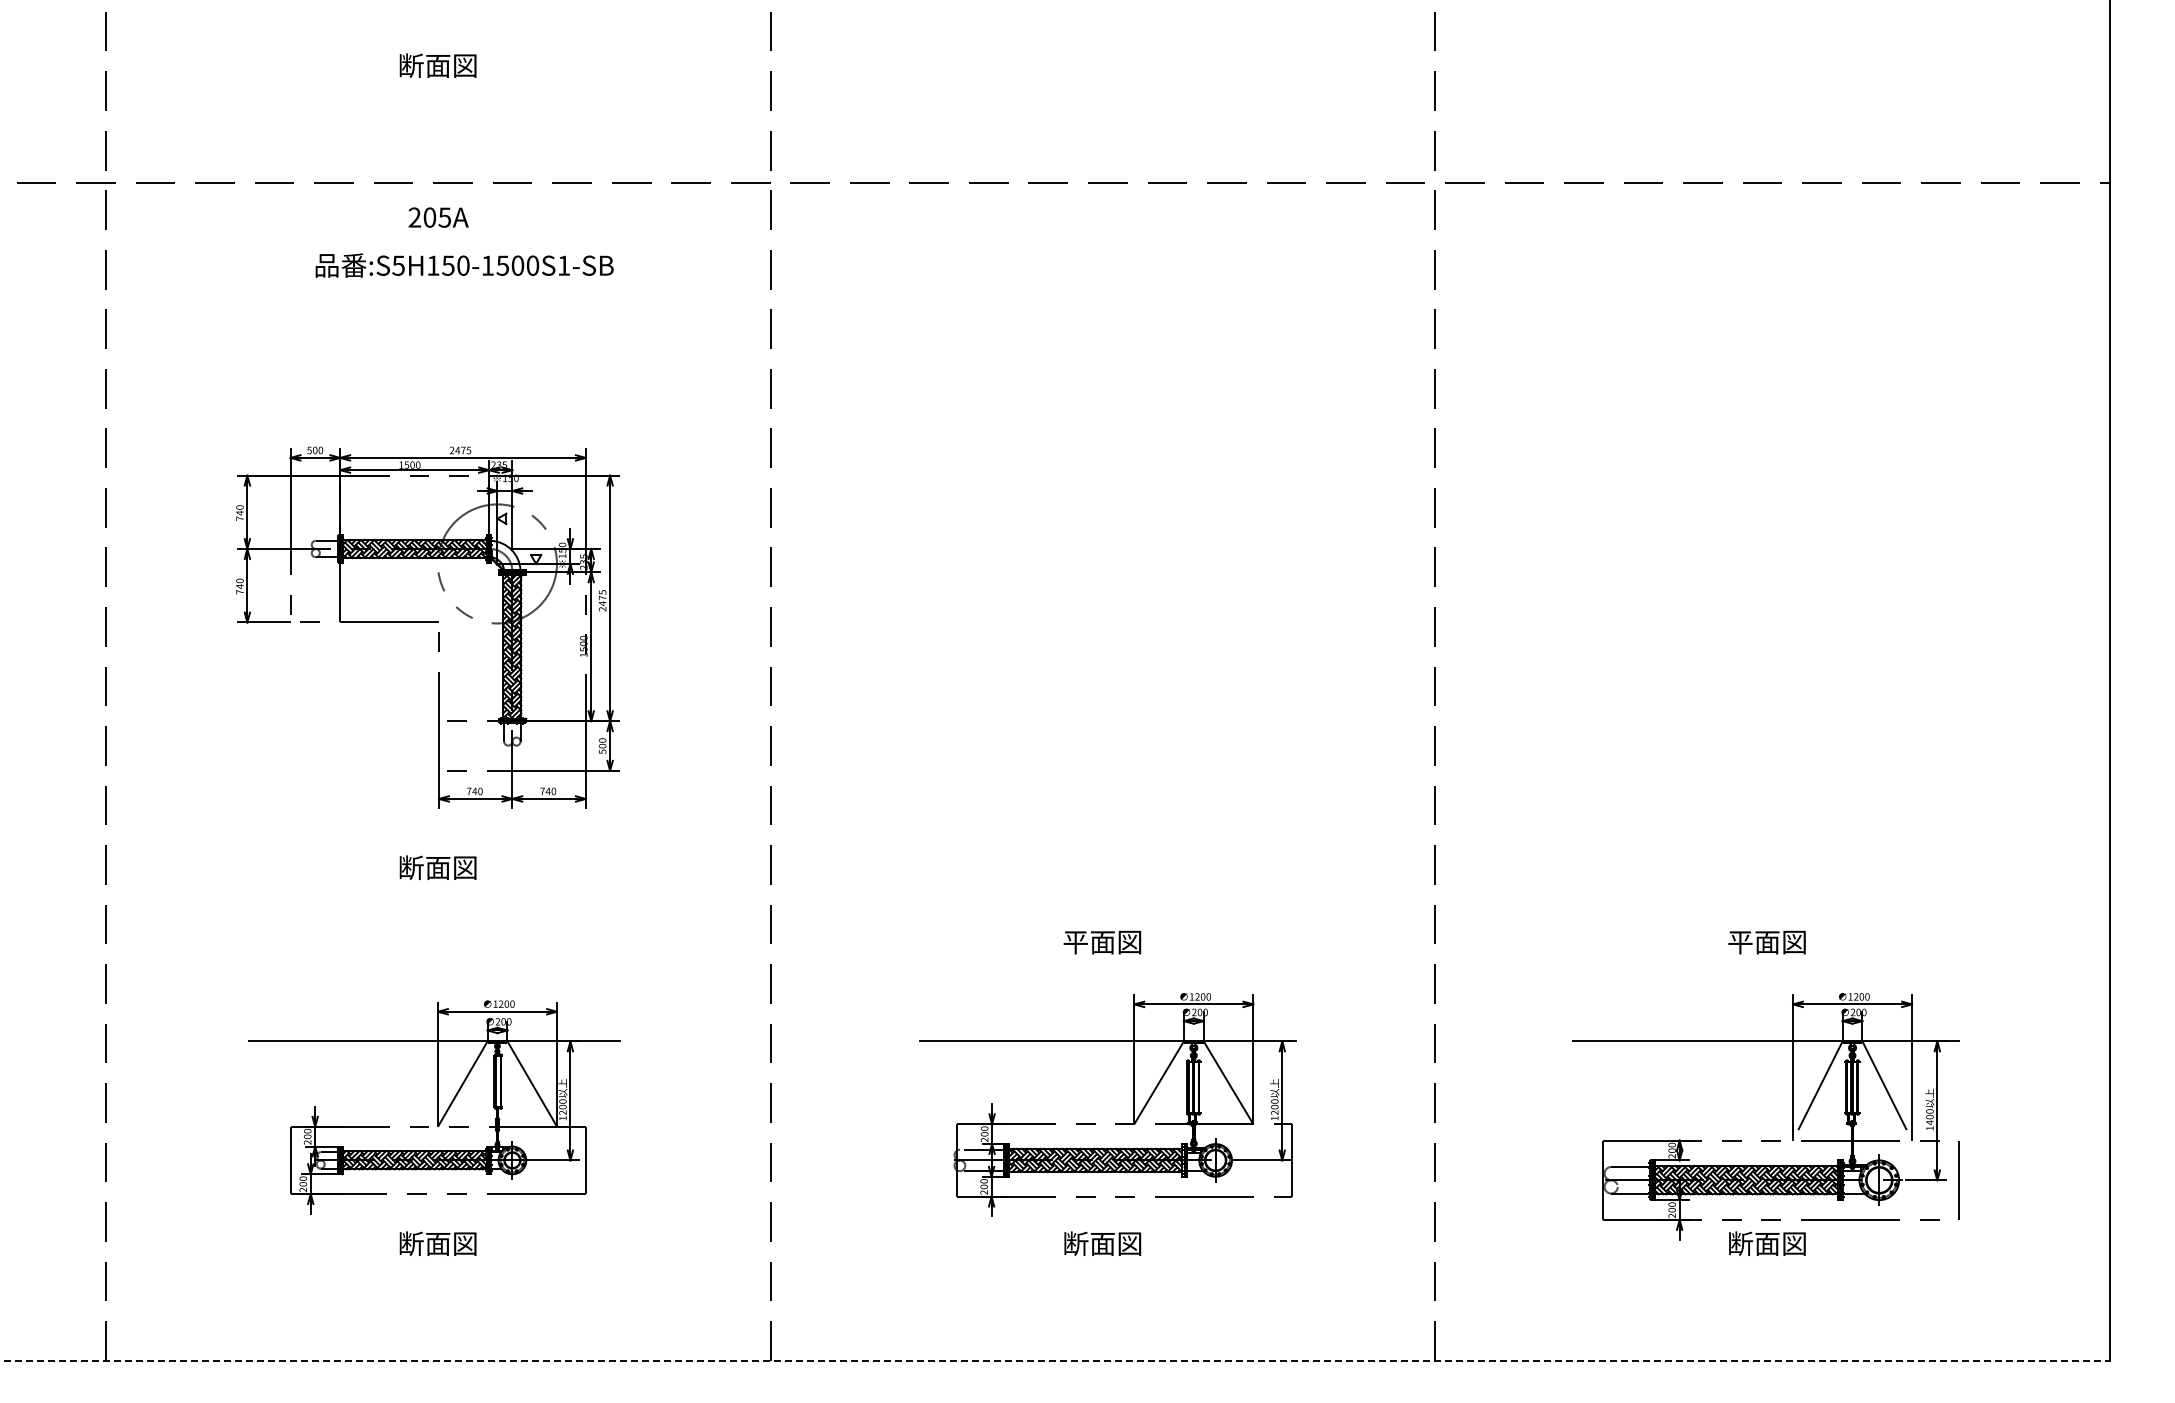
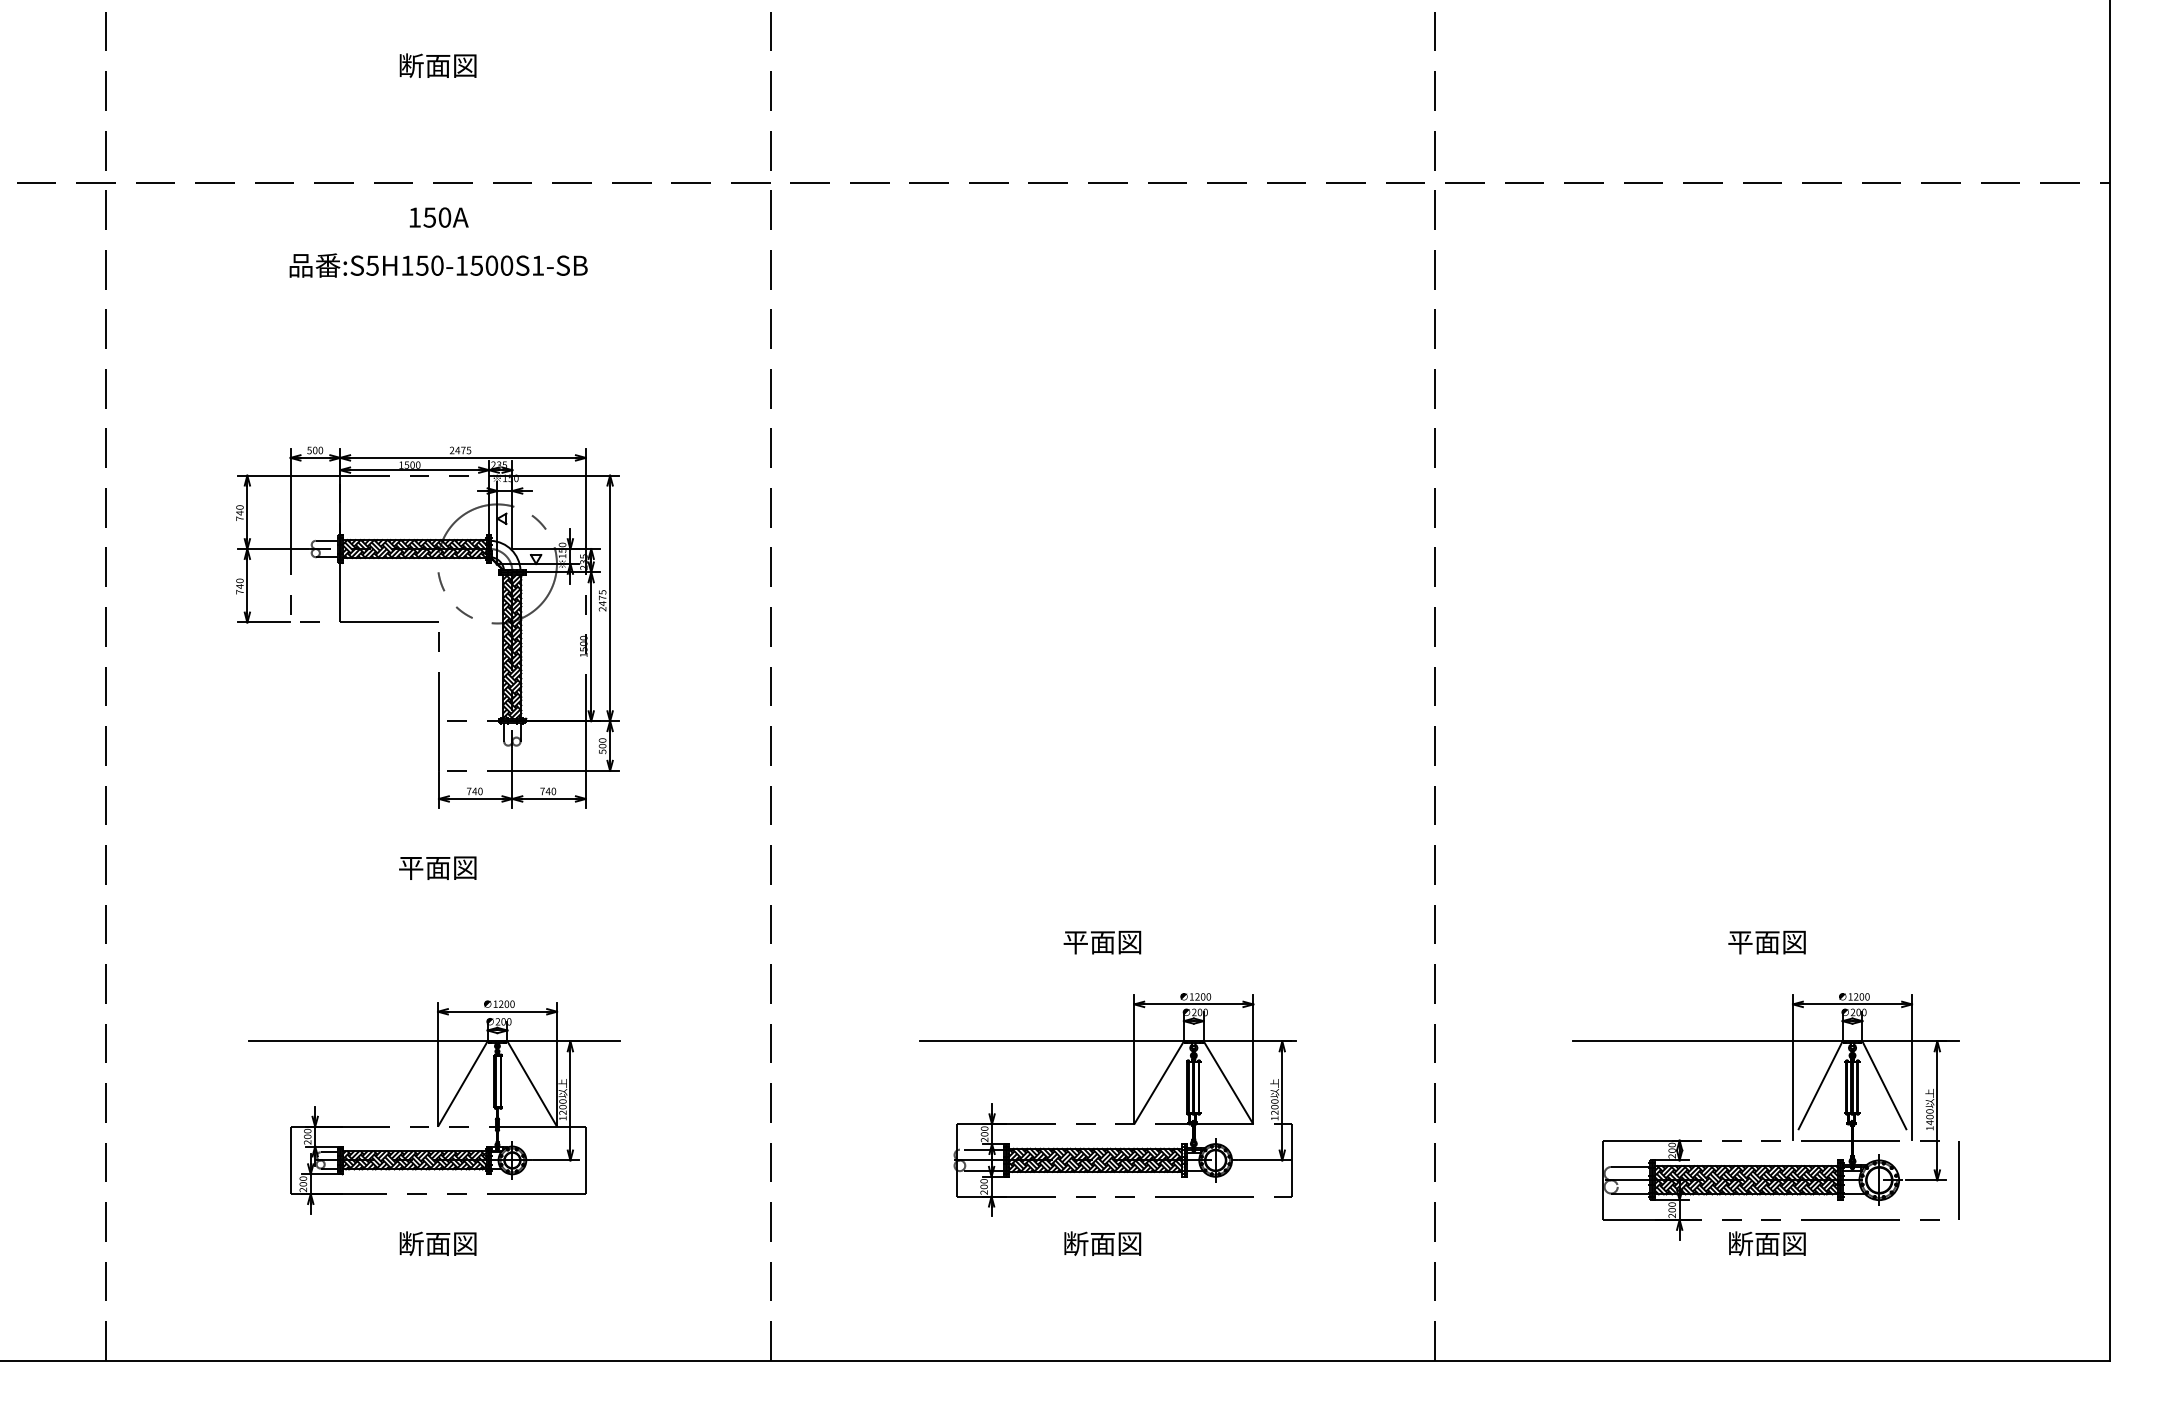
text: 205A -> 150A (429, 217)
text position: (464, 265) -> (438, 265) (438, 265)
text: 断面図 -> 平面図 (411, 867)
line: dashed -> solid (1055, 1360)
